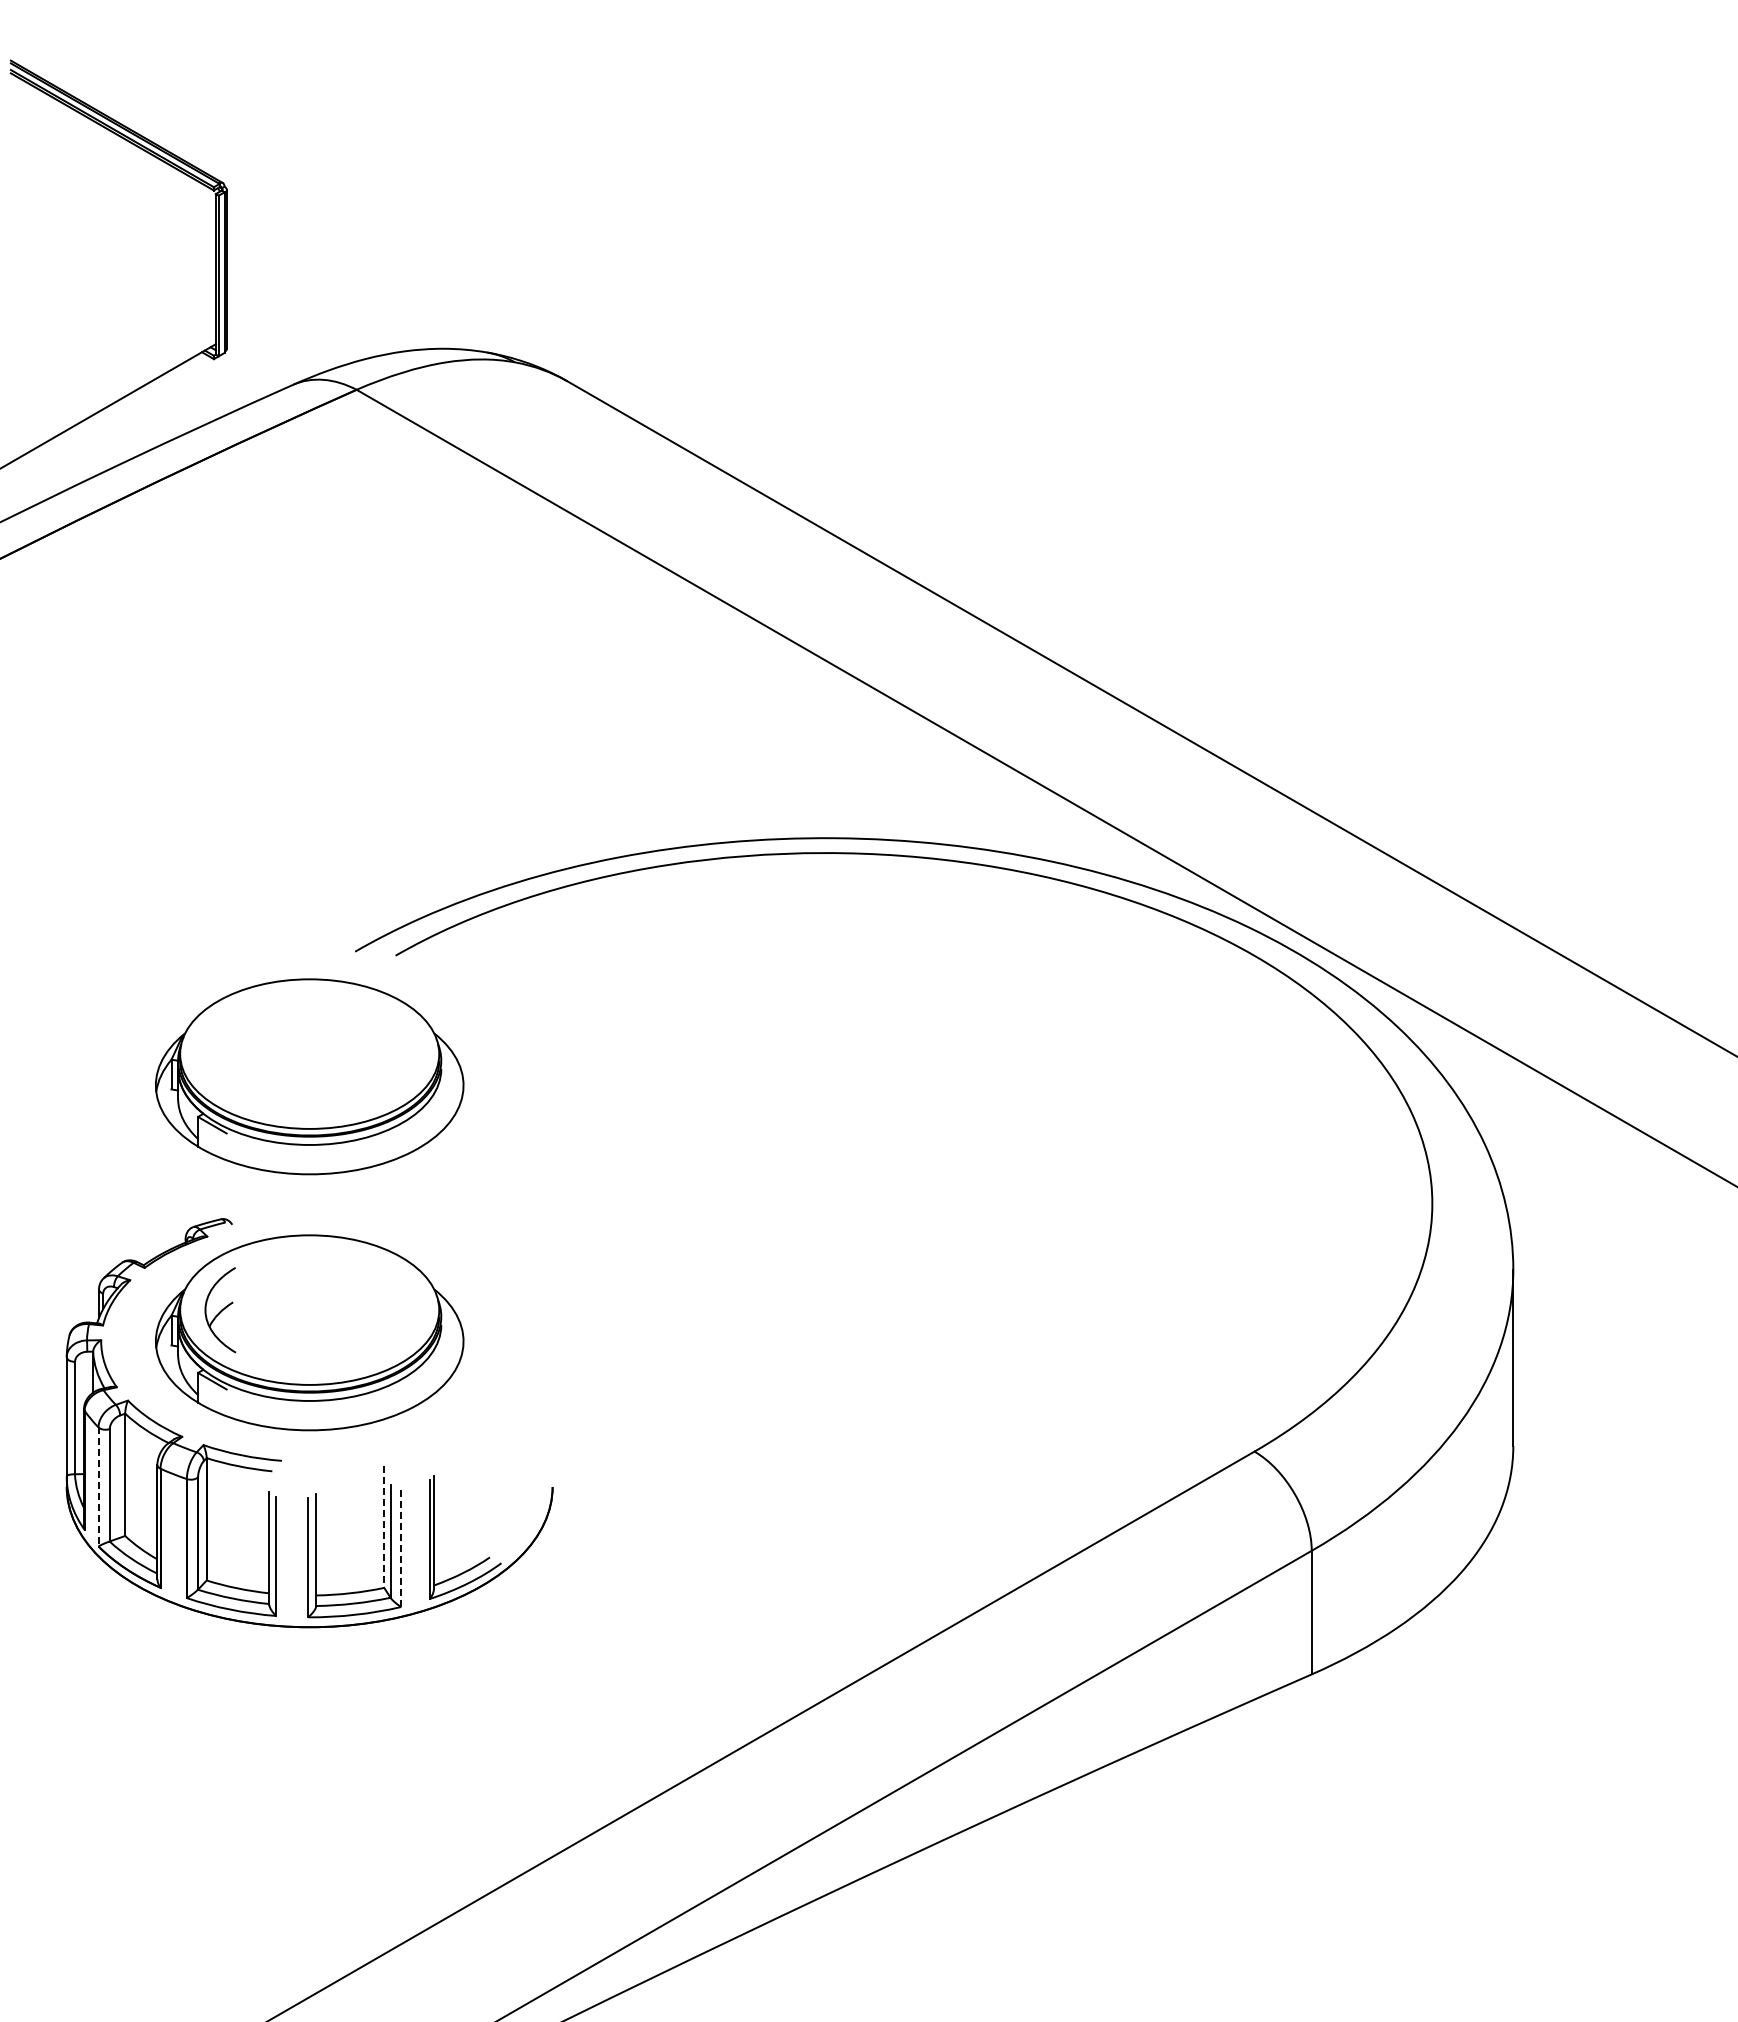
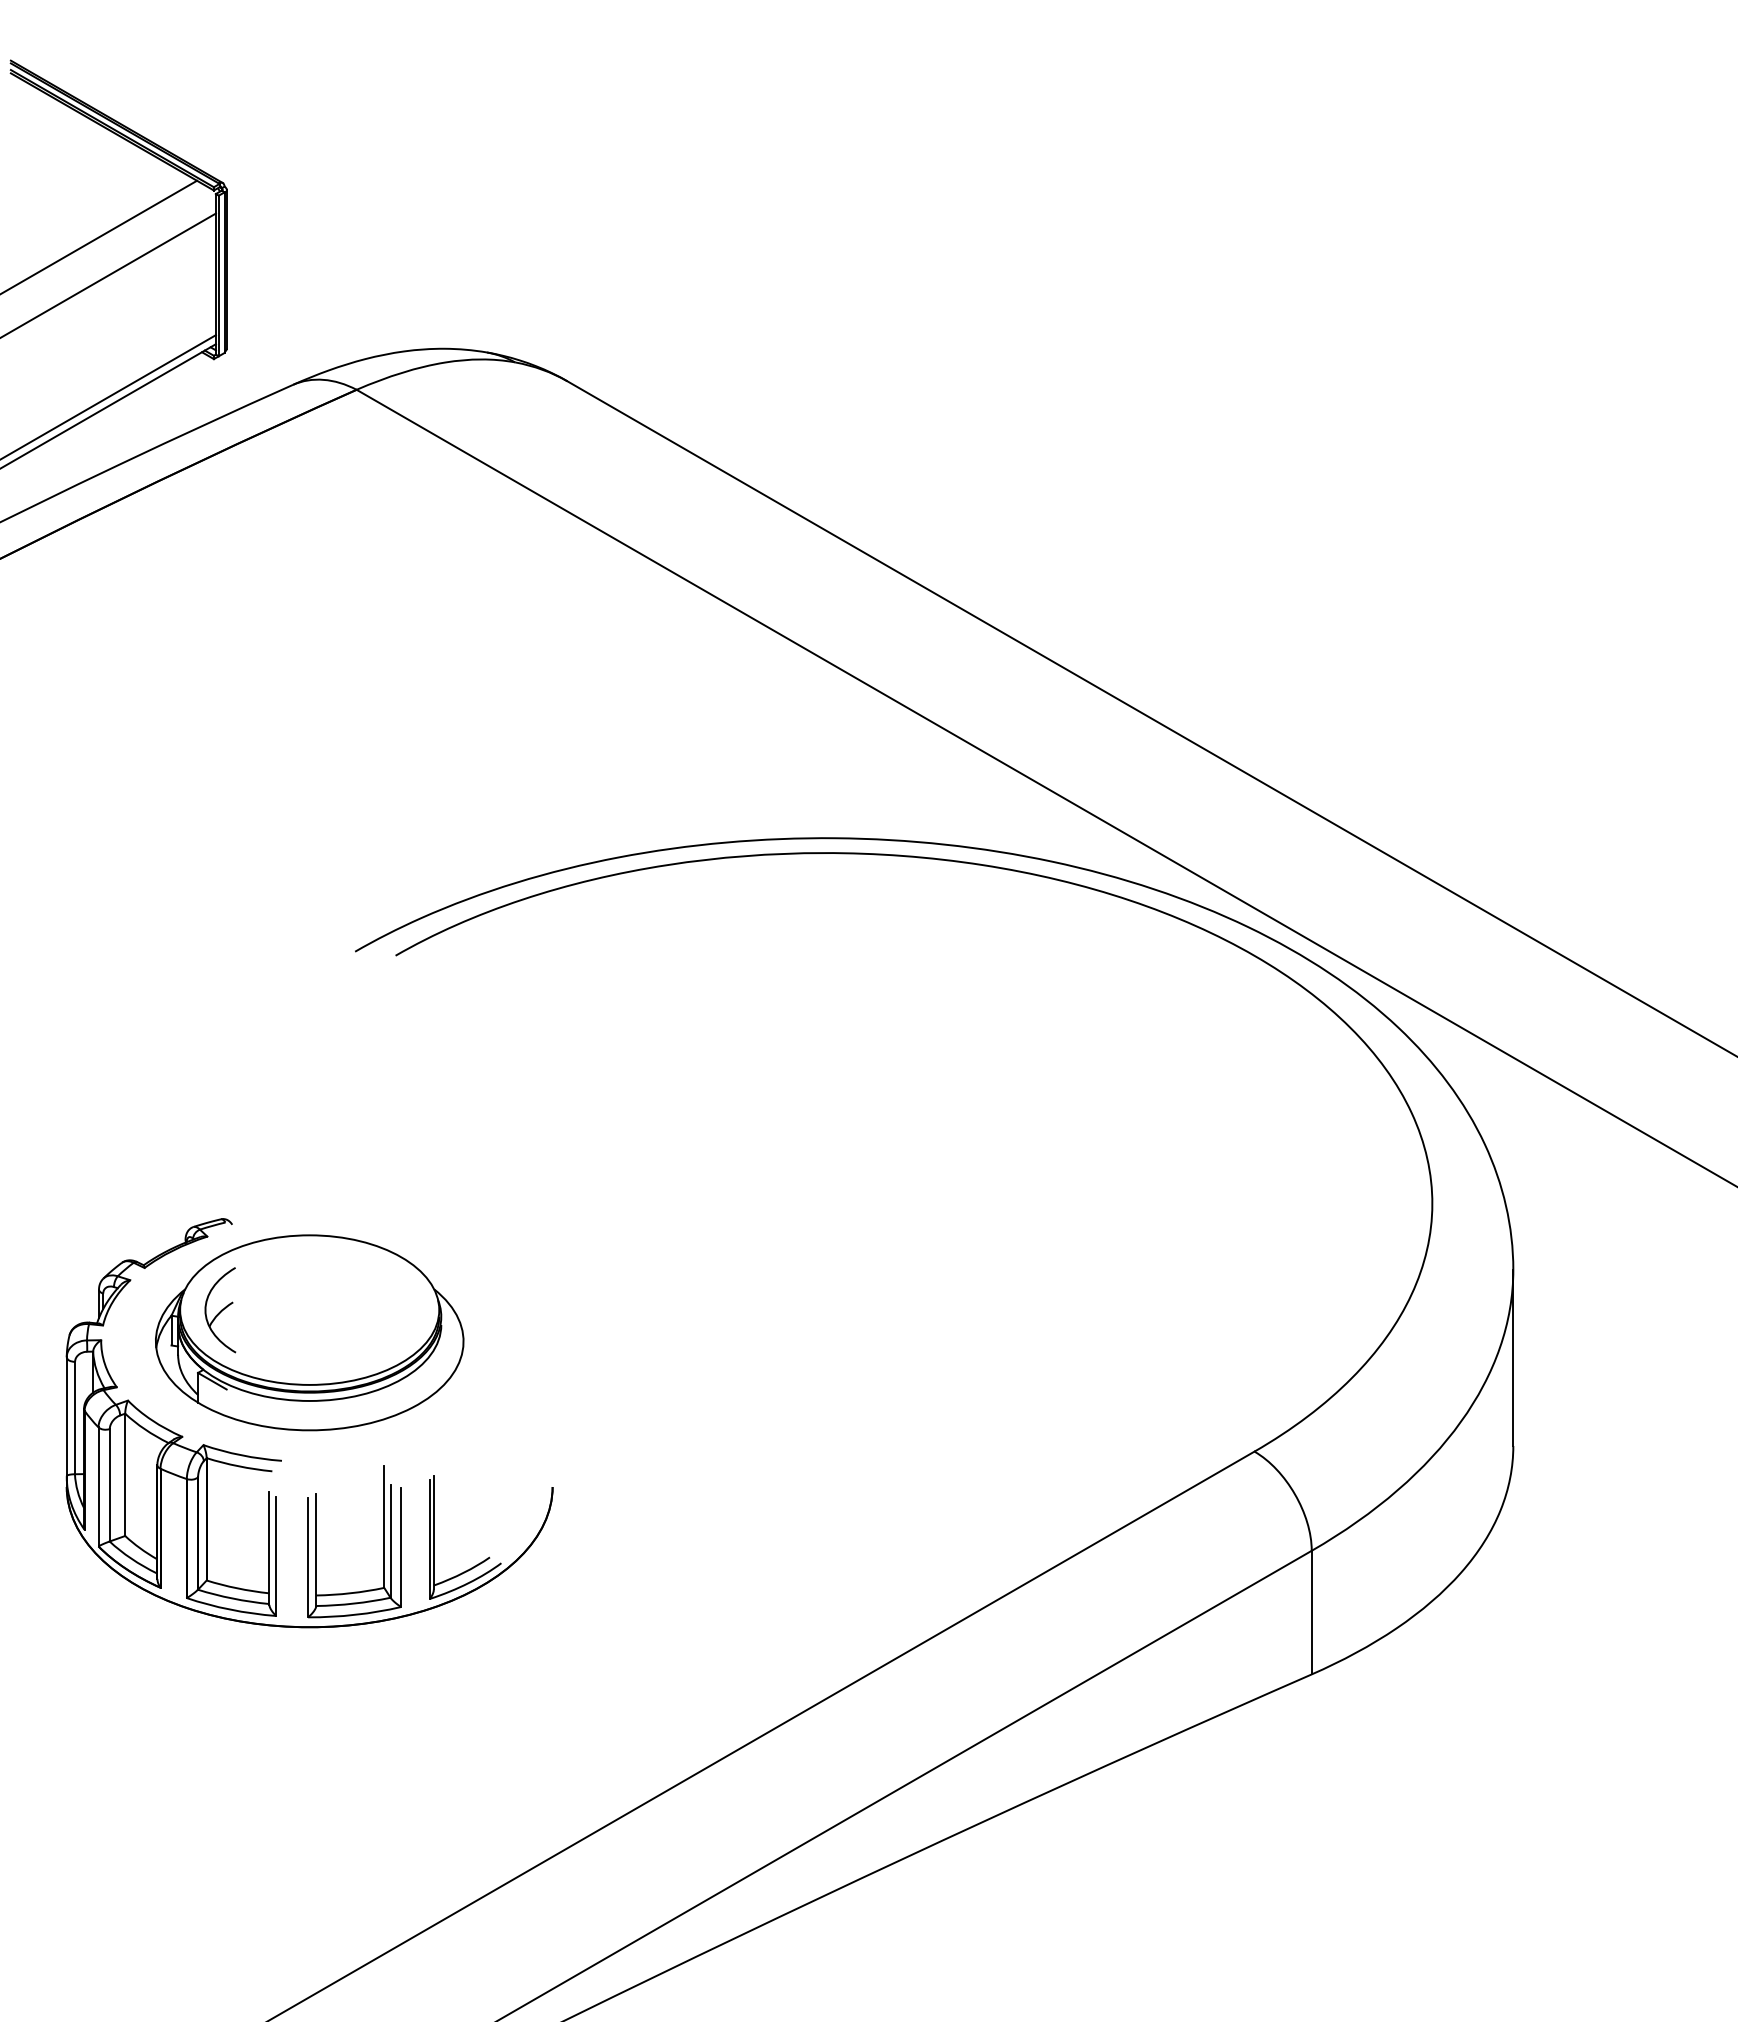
line: none -> present (99, 236)
line: none -> present (108, 275)
line: none -> present (108, 396)
part: present -> none (309, 1076)
line: dashed -> solid (98, 1486)
line: dashed -> solid (384, 1527)
line: dashed -> solid (401, 1547)
